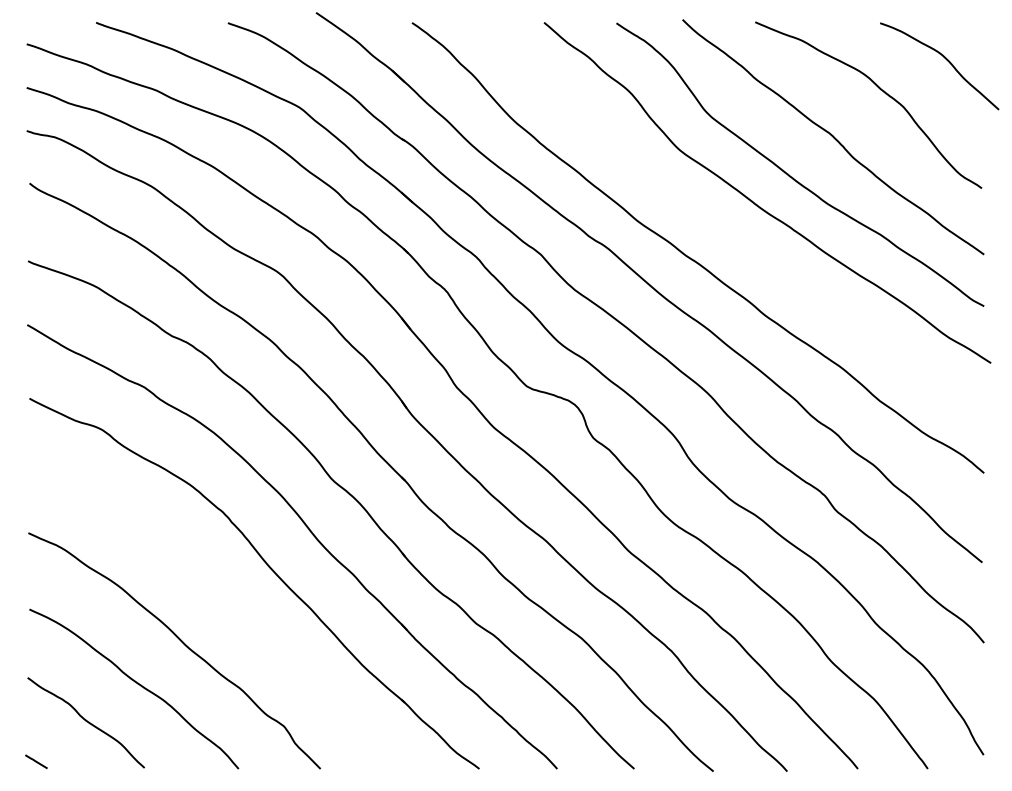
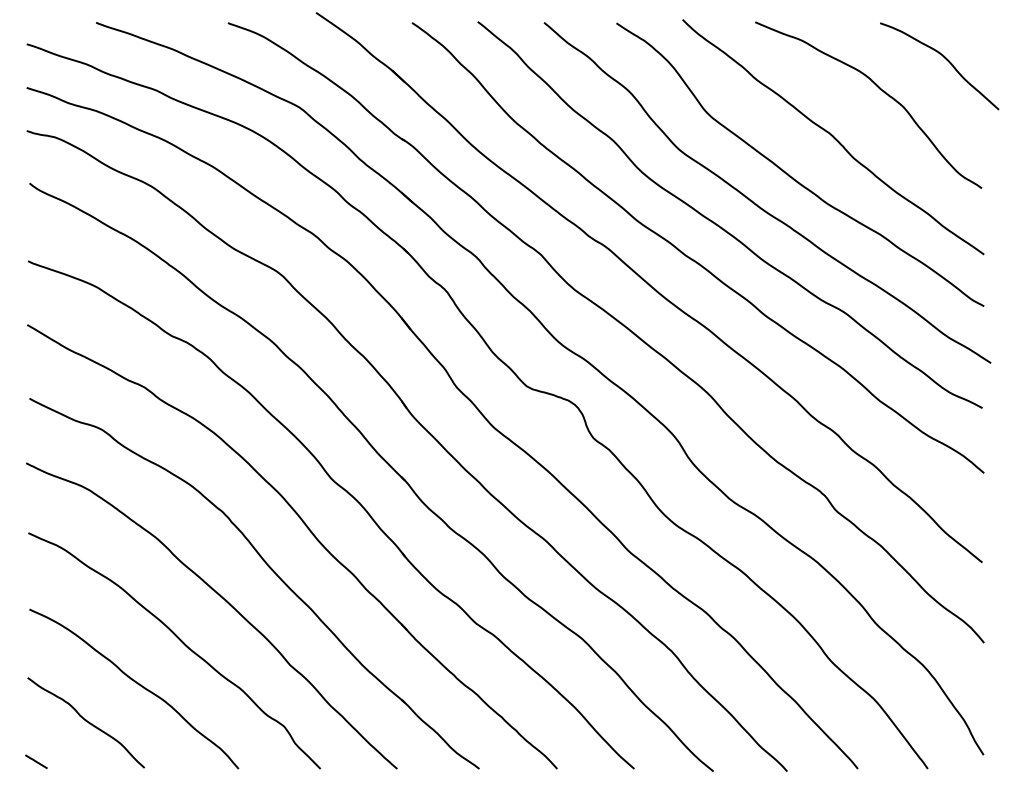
curve: none -> present (721, 226)
curve: none -> present (221, 598)
